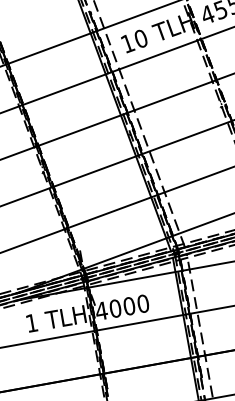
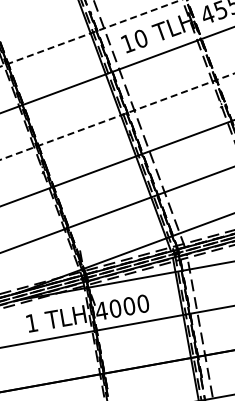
line: solid -> dashed (90, 33)
line: solid -> dashed (117, 116)
